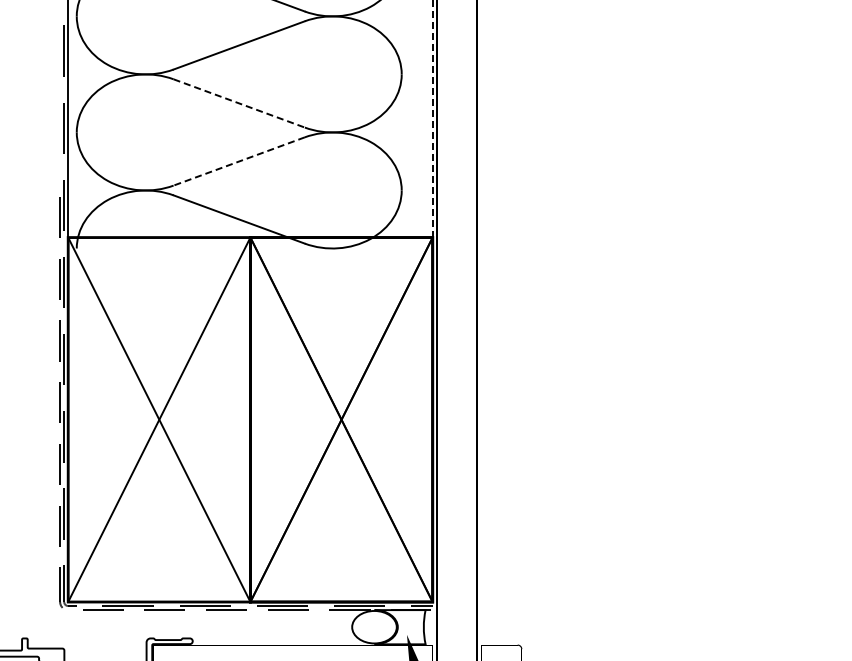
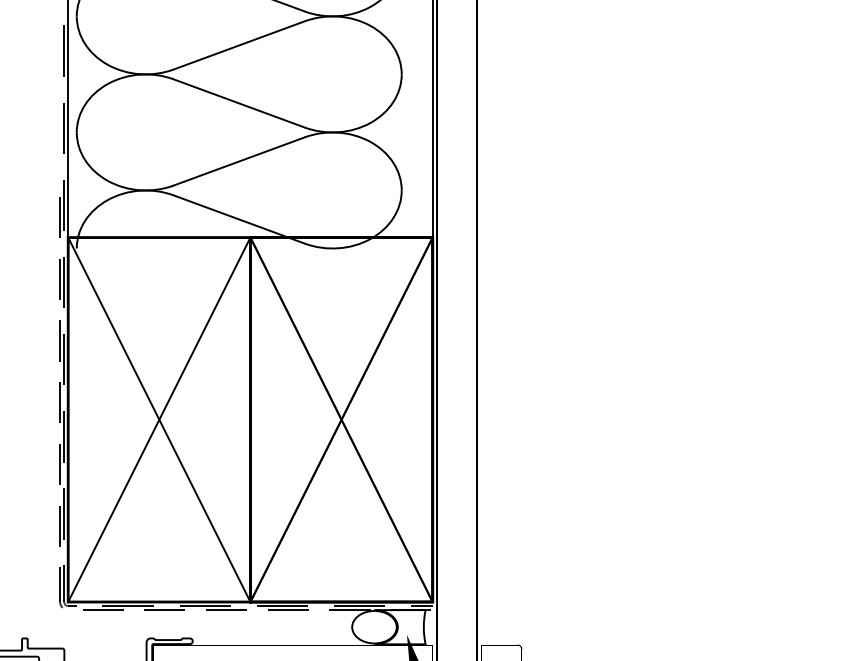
line: dashed -> solid (239, 103)
line: dashed -> solid (432, 118)
line: dashed -> solid (239, 161)
